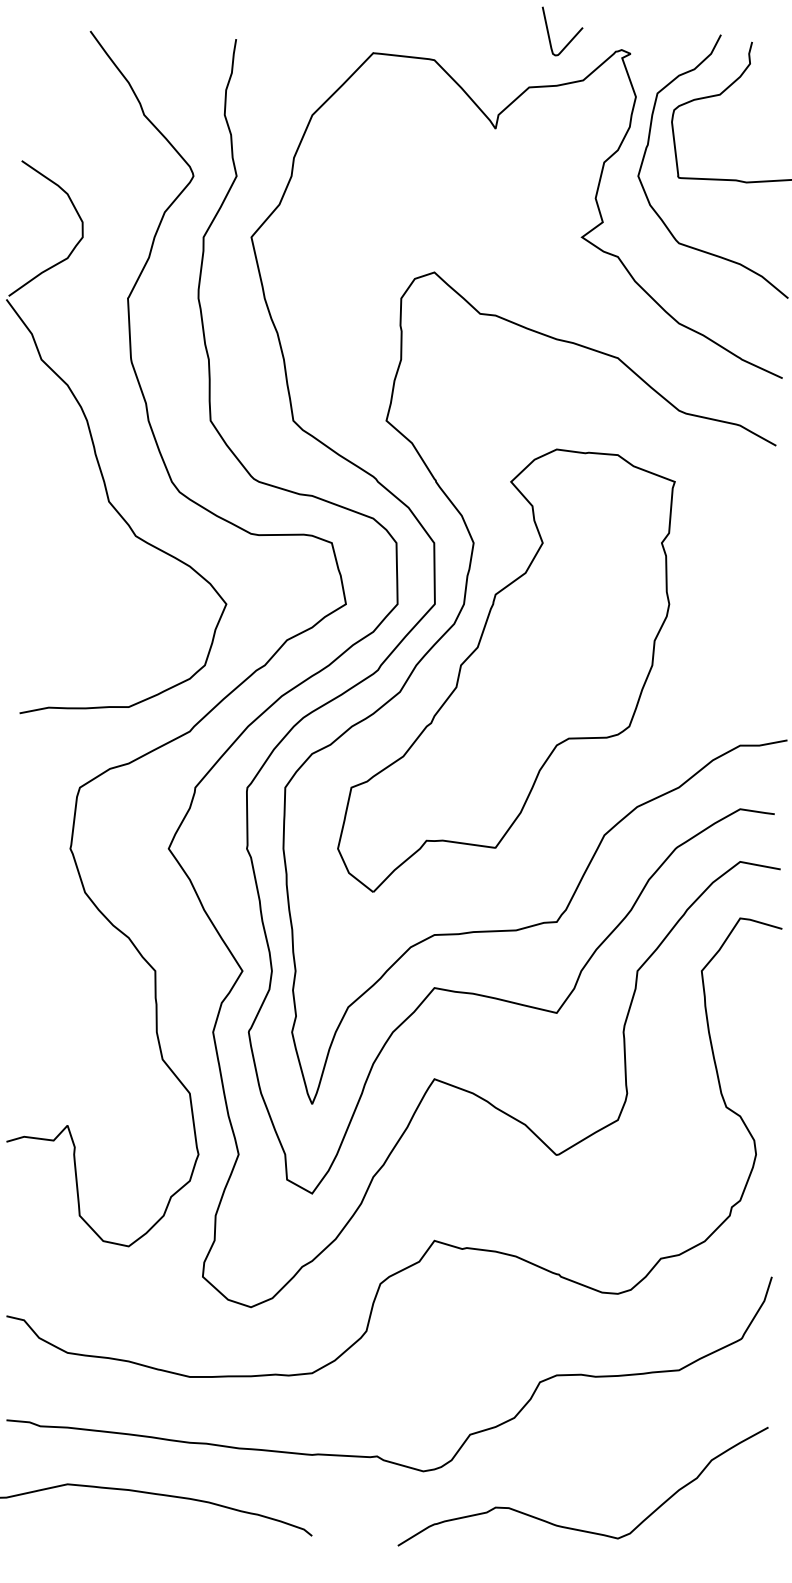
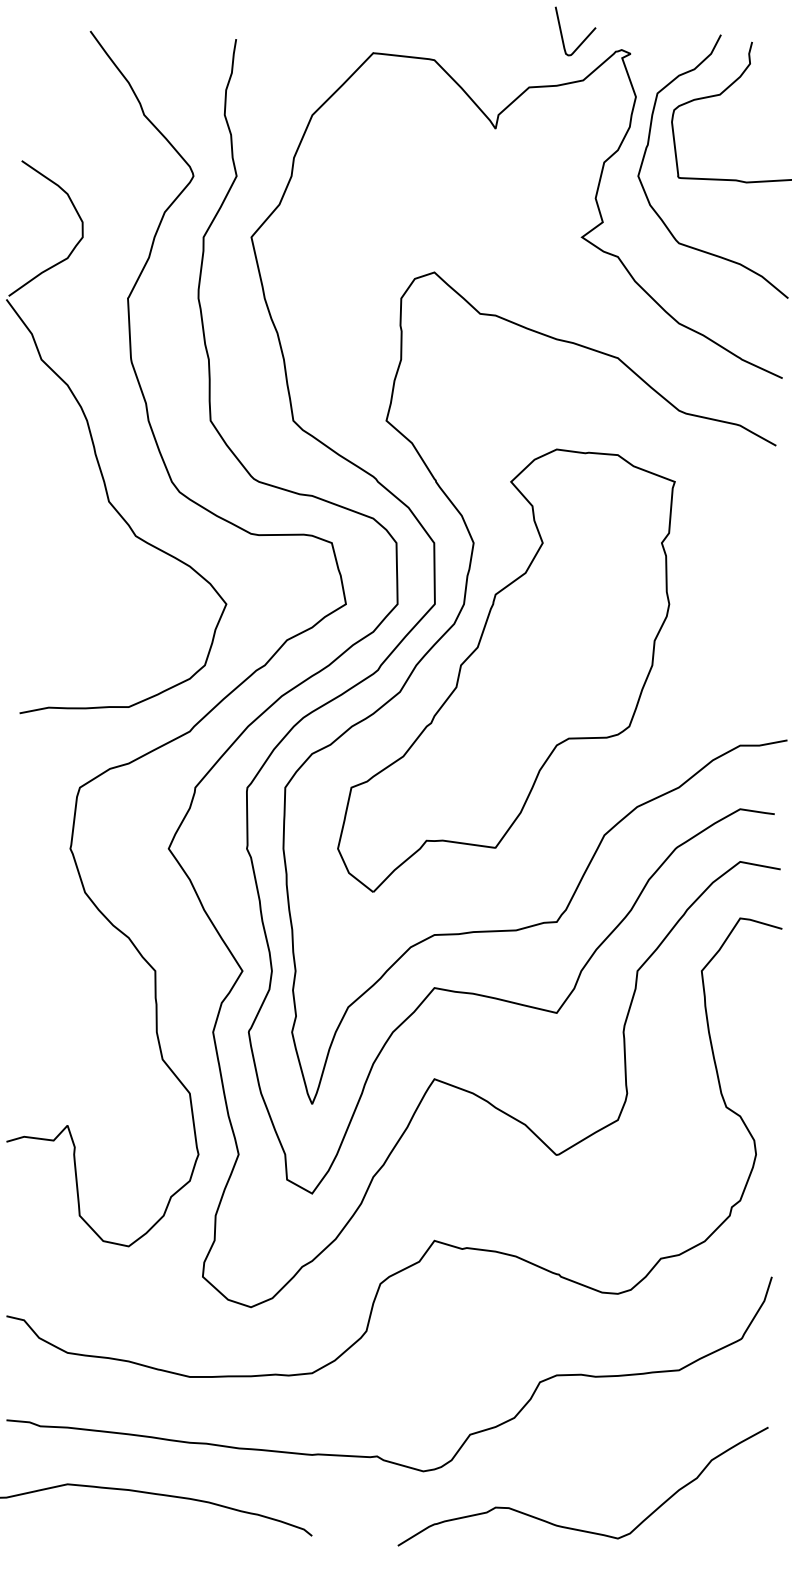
curve position: (571, 38) -> (584, 38) (584, 38)
